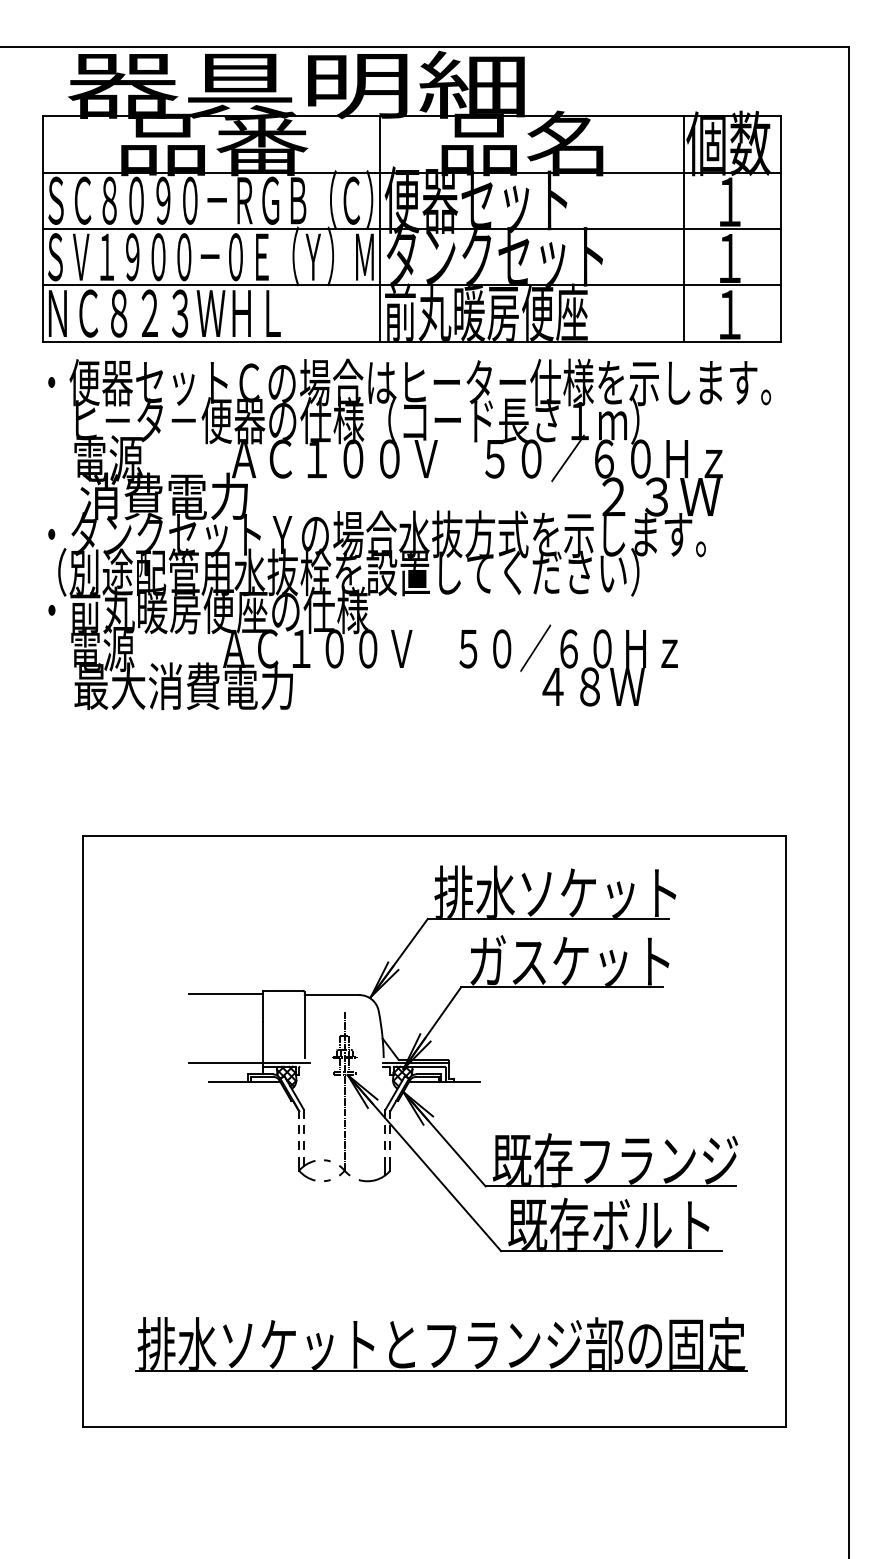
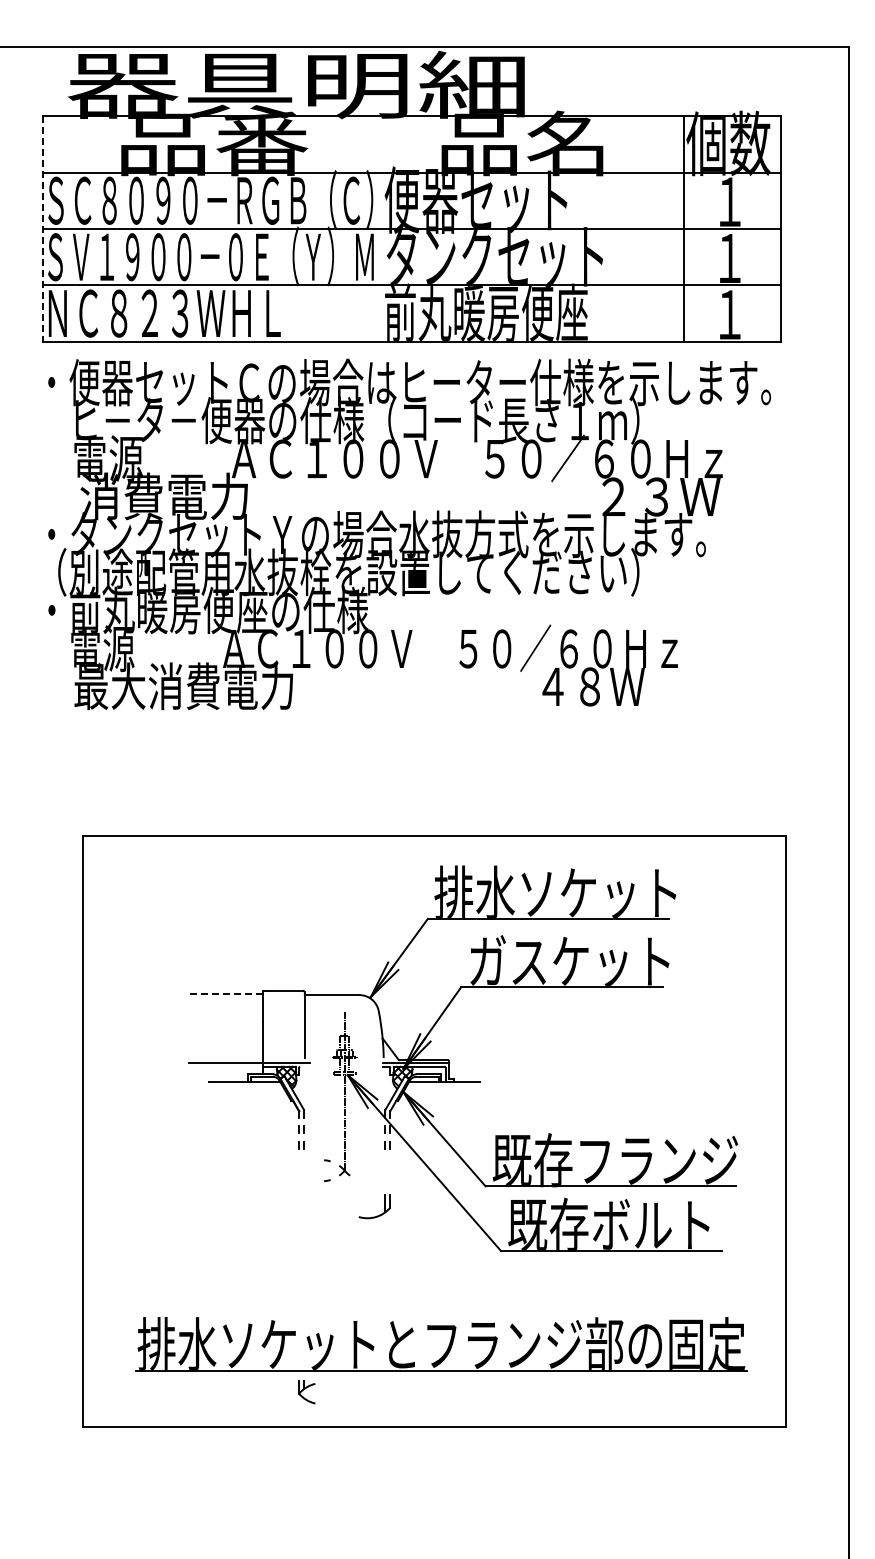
line: present -> none (379, 228)
line: solid -> dashed (42, 229)
line: solid -> dashed (225, 994)
part position: (306, 1169) -> (306, 1392) (306, 1392)
part position: (376, 1178) -> (376, 1215) (376, 1215)
